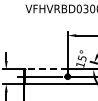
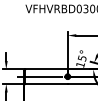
line: dashed -> solid (46, 69)
